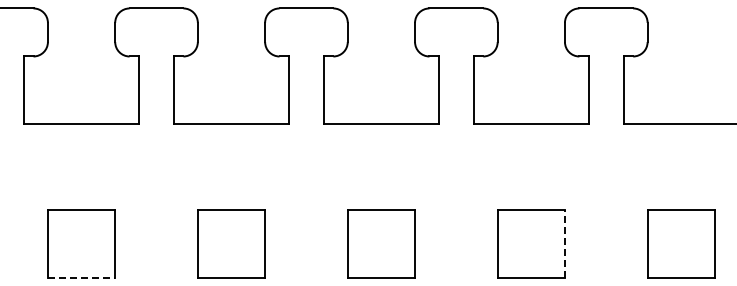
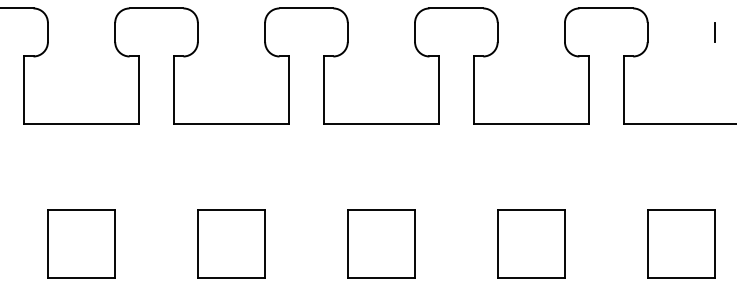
line: none -> present (714, 32)
line: dashed -> solid (564, 243)
line: dashed -> solid (81, 277)
